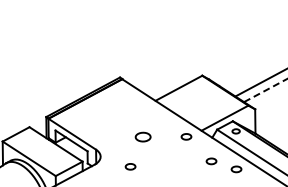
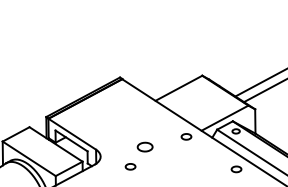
line: dashed -> solid (265, 90)
part position: (142, 136) -> (144, 146) (144, 146)
part: present -> none (211, 161)
